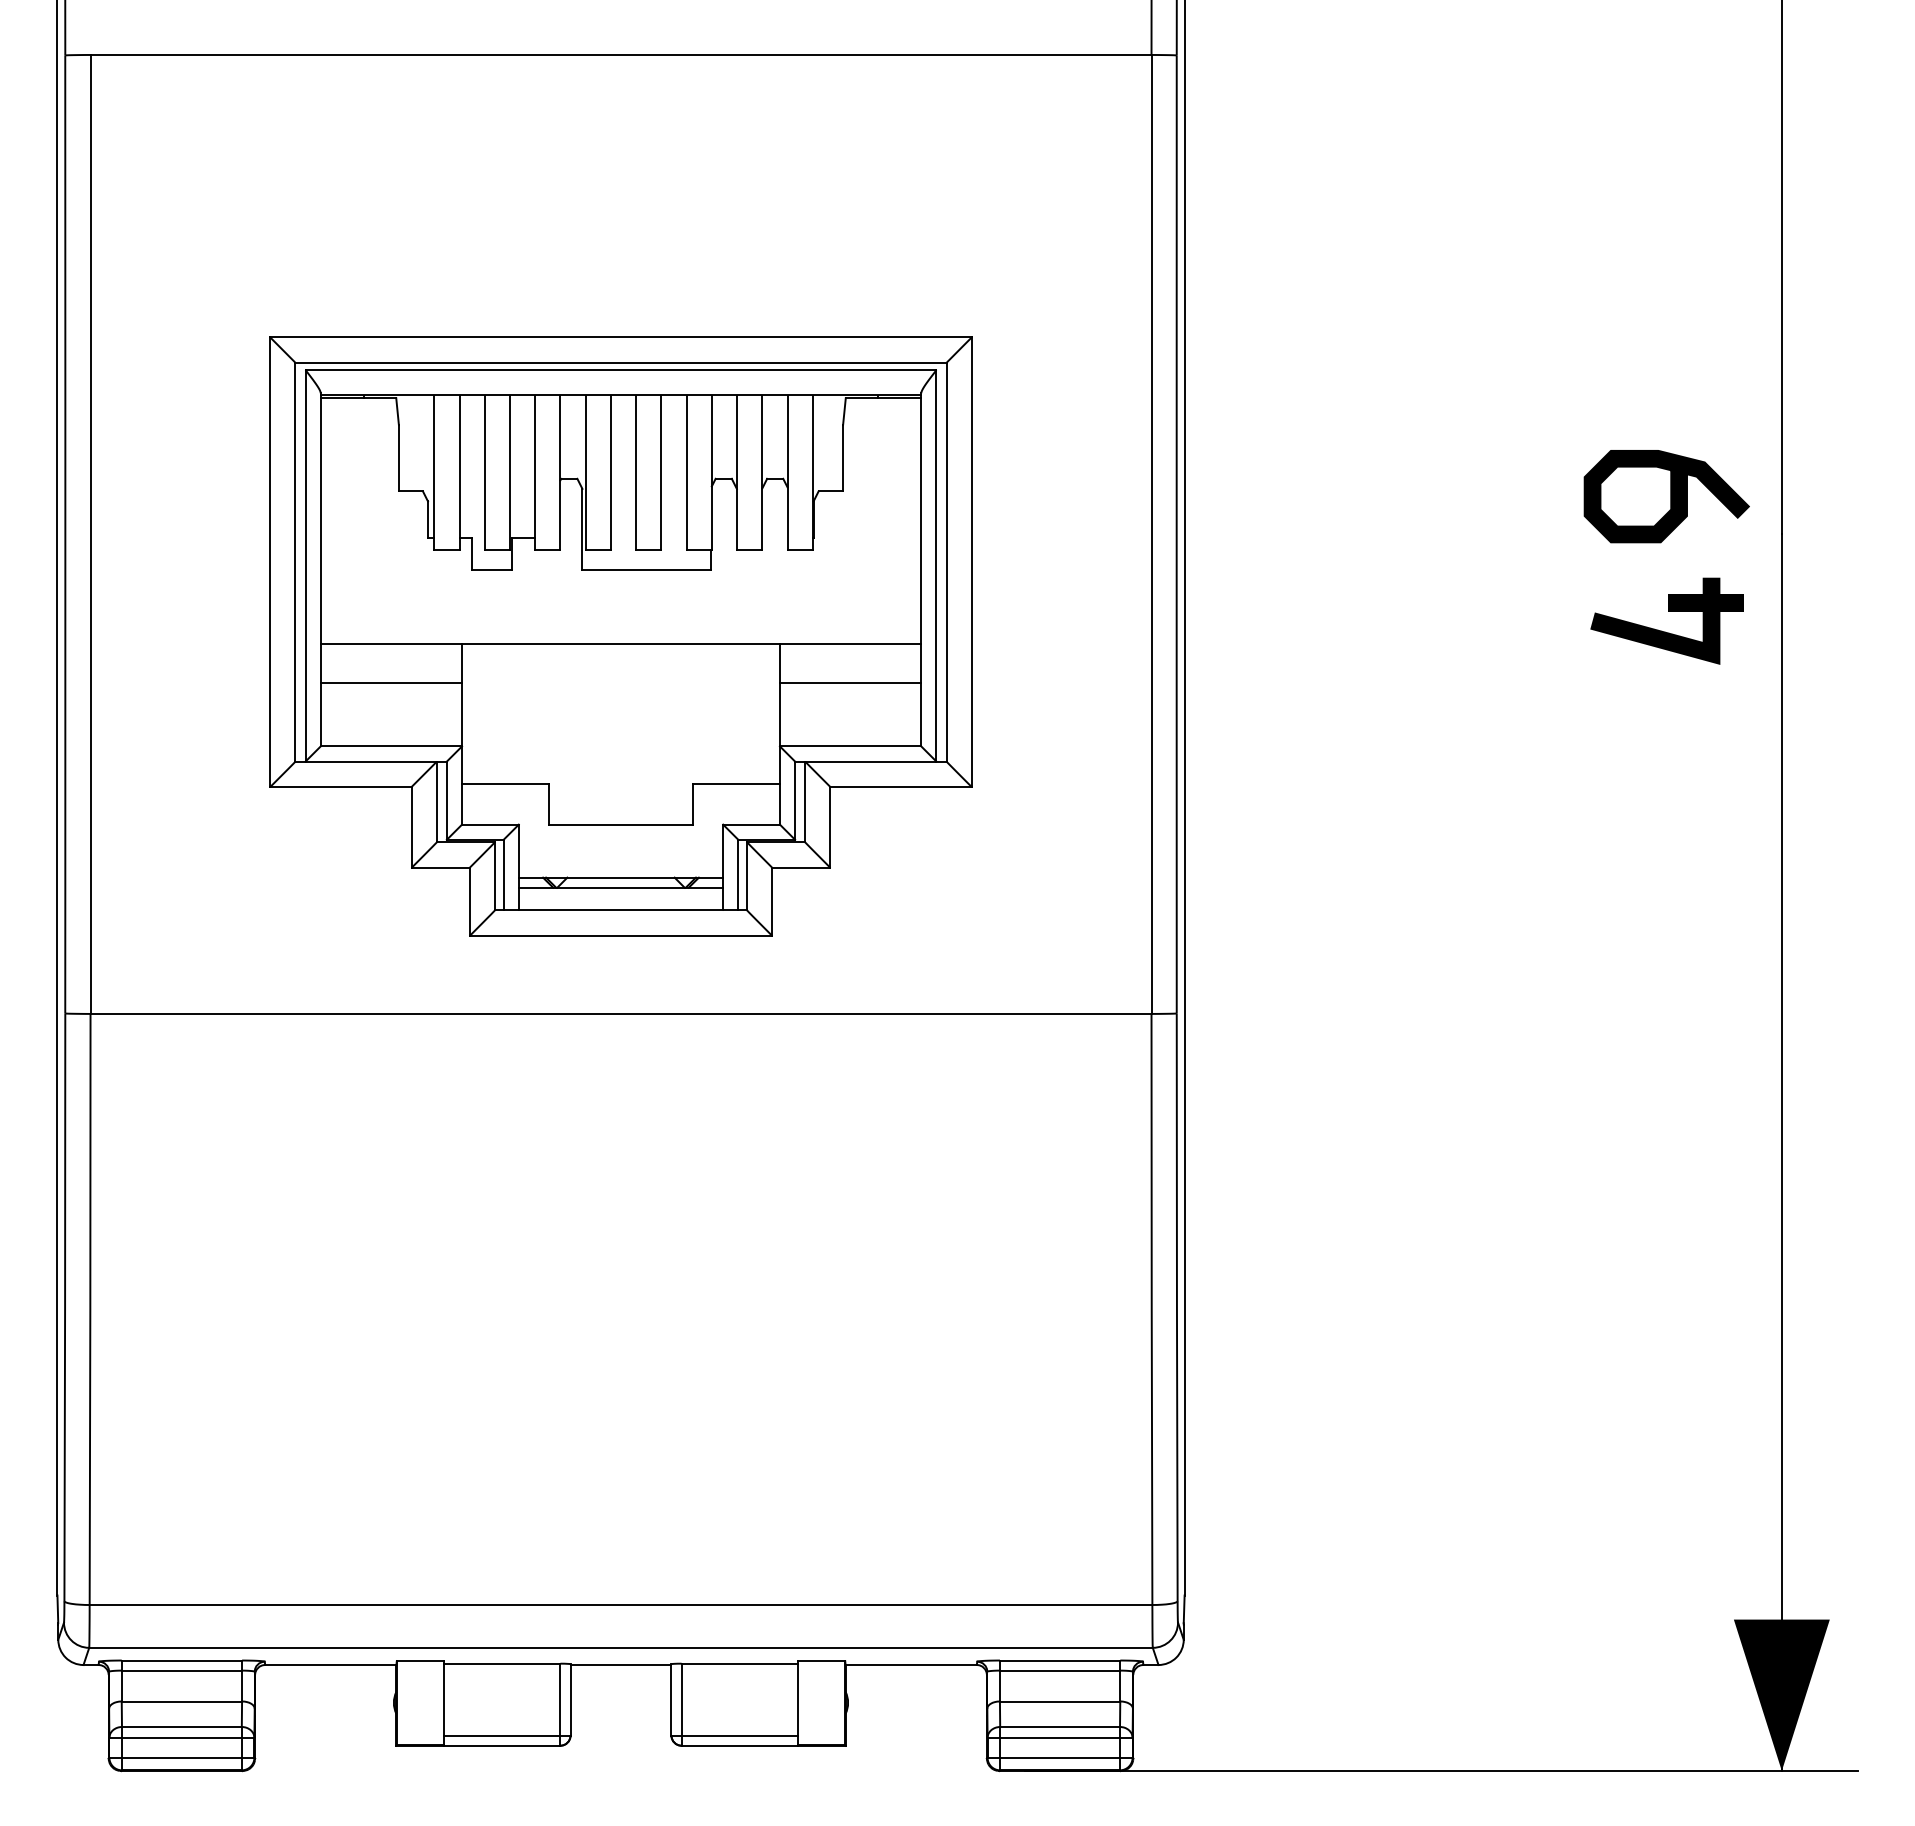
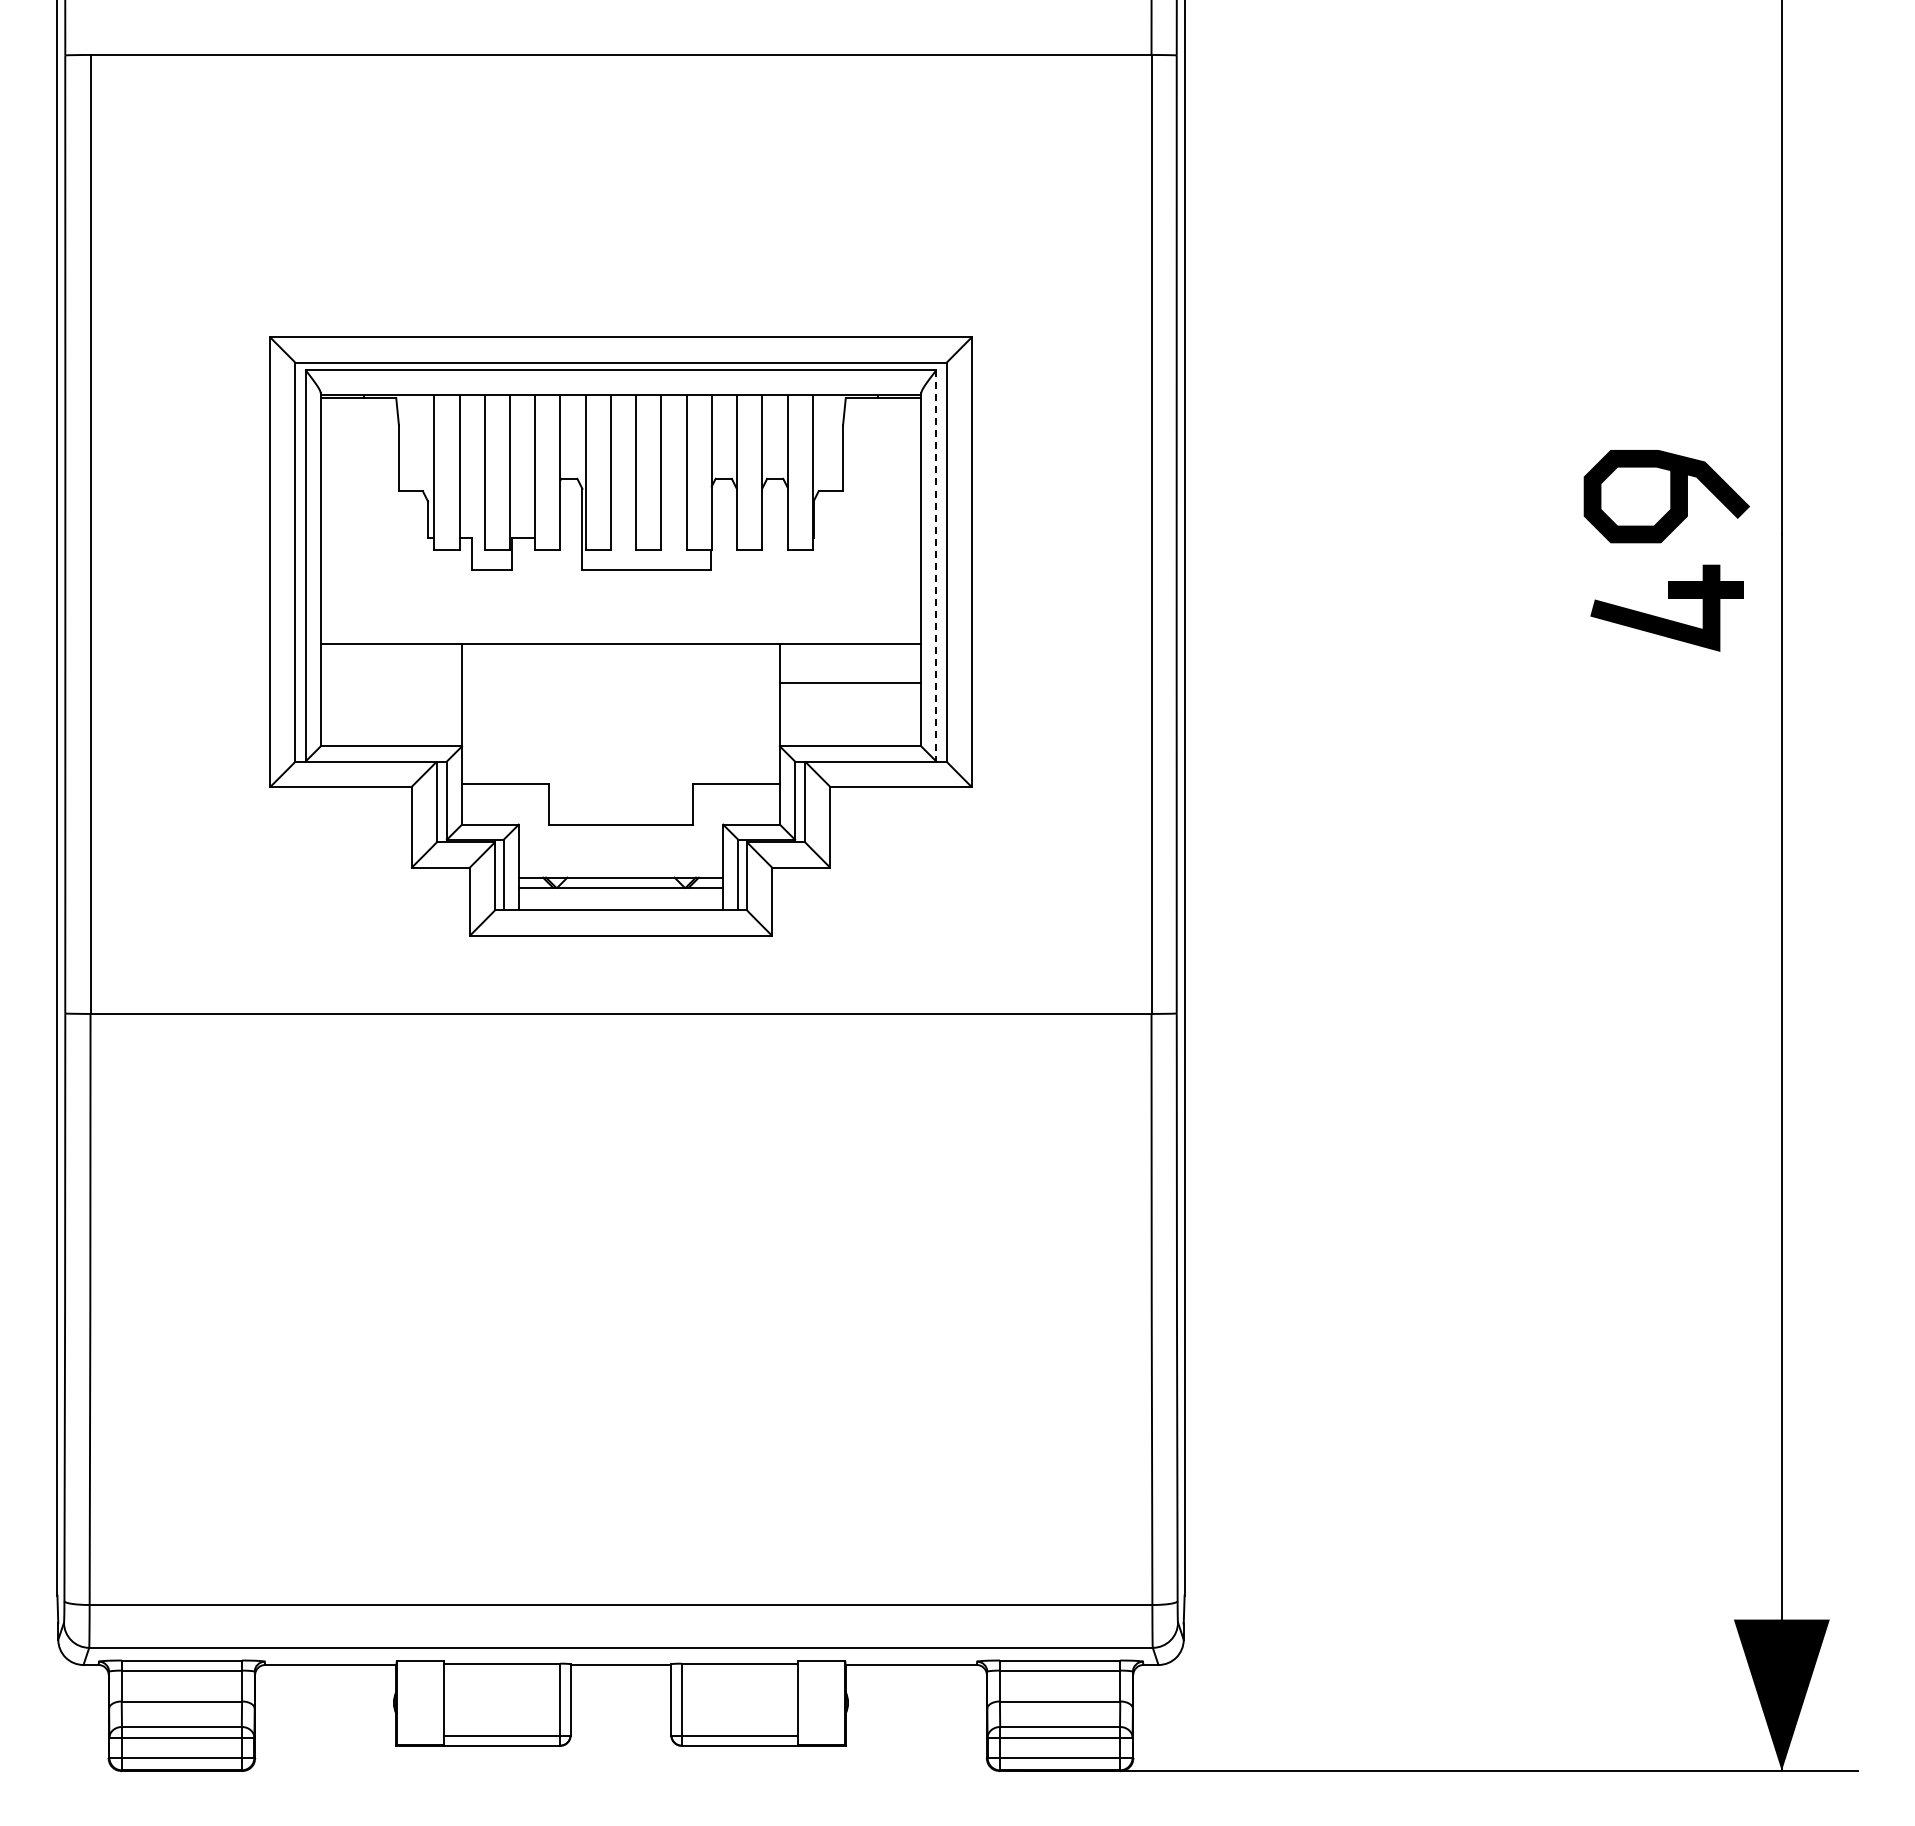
line: solid -> dashed (936, 565)
part position: (1668, 611) -> (1668, 598) (1668, 598)
line: present -> none (391, 683)
